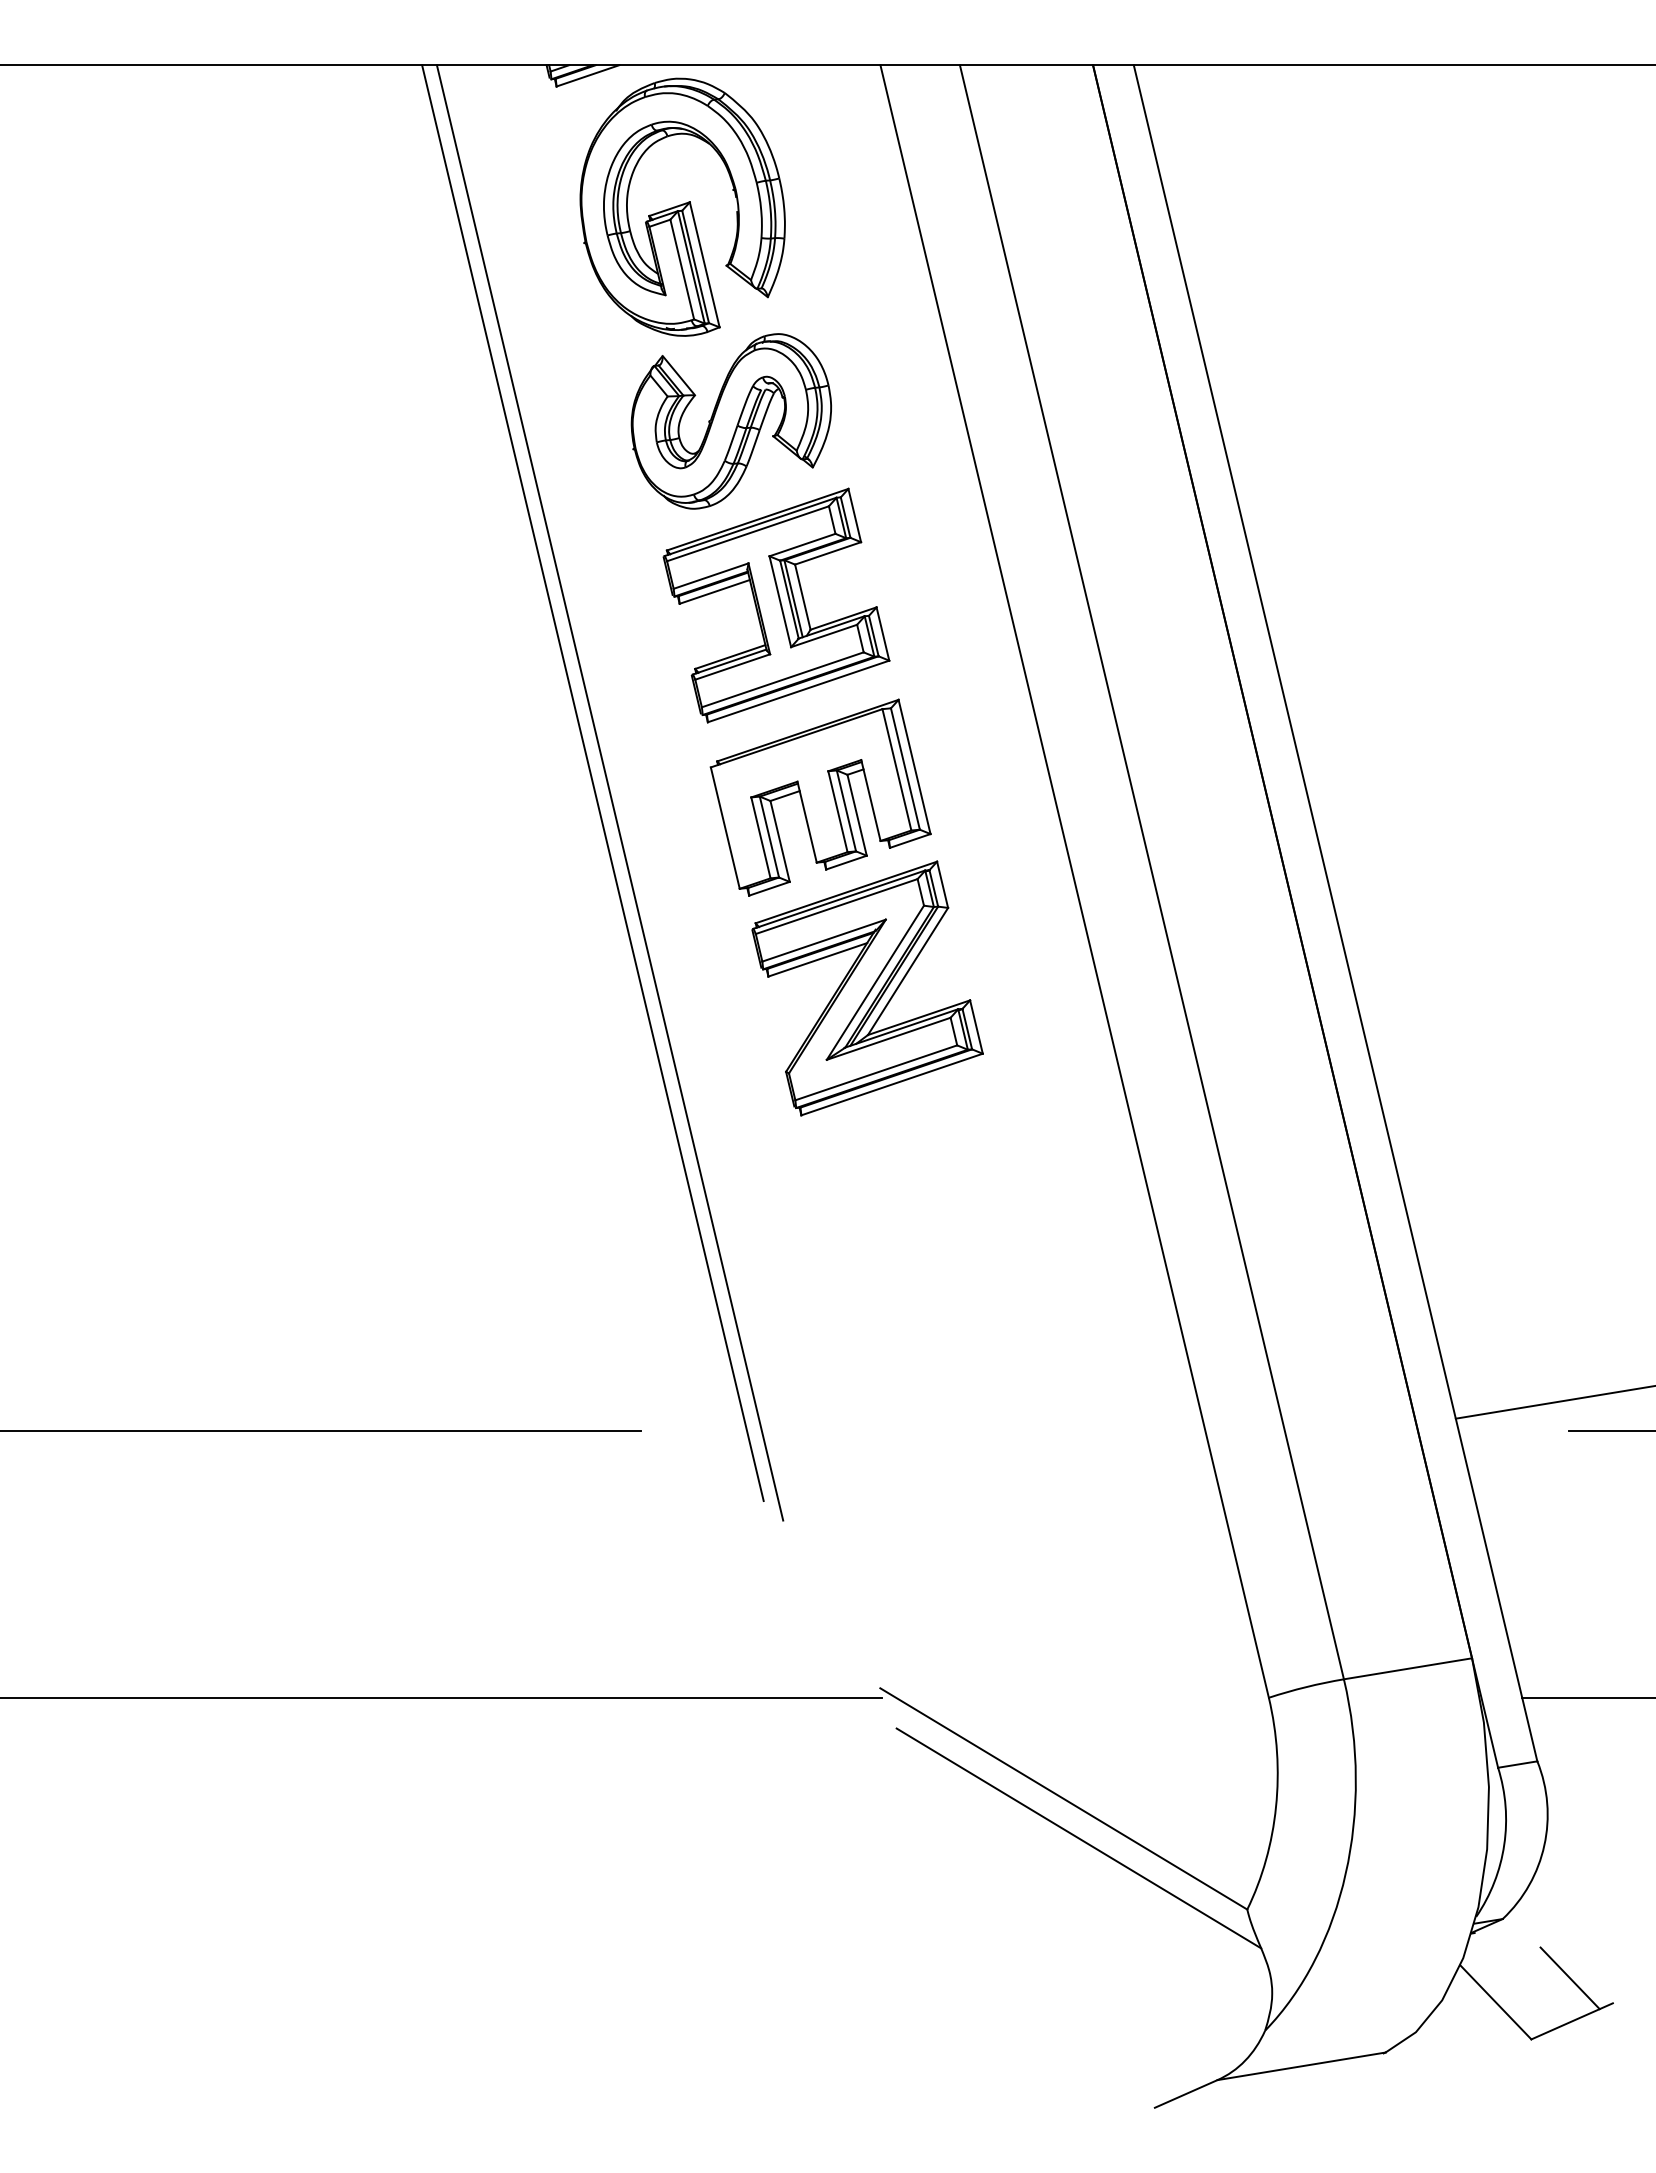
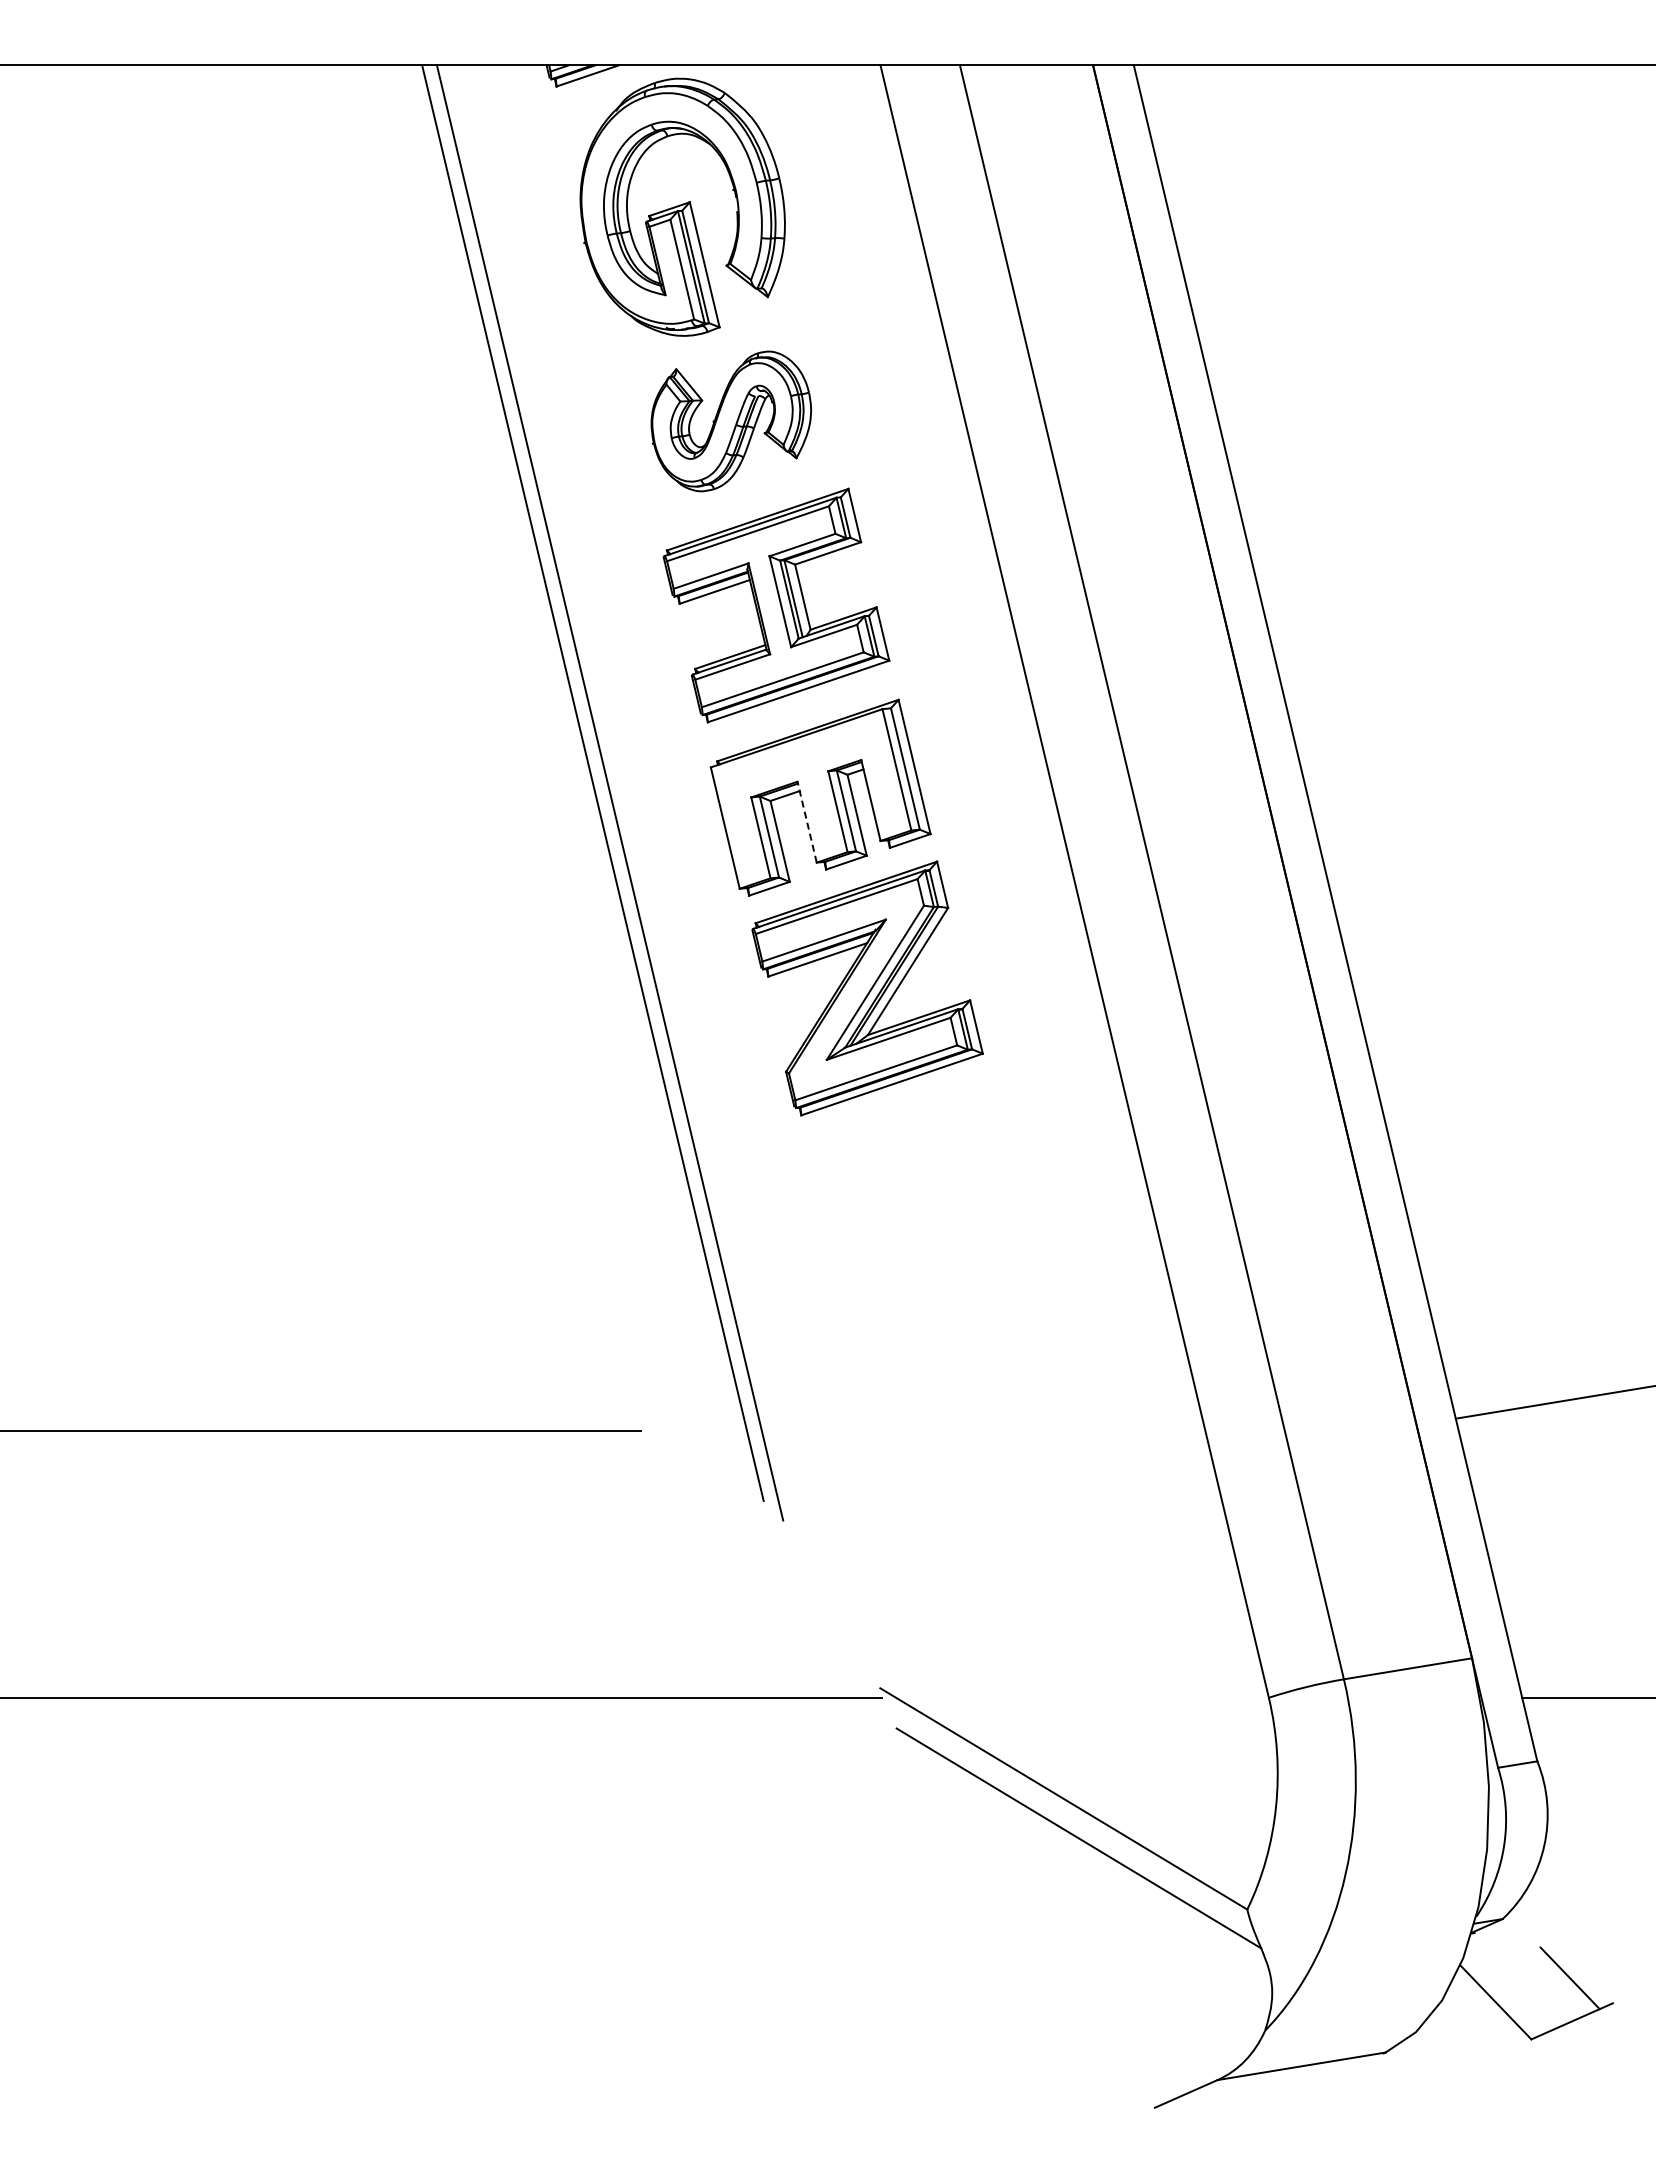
part size: 202x177 px -> 163x143 px (731, 421)
line: solid -> dashed (807, 822)
line: present -> none (1610, 1431)
